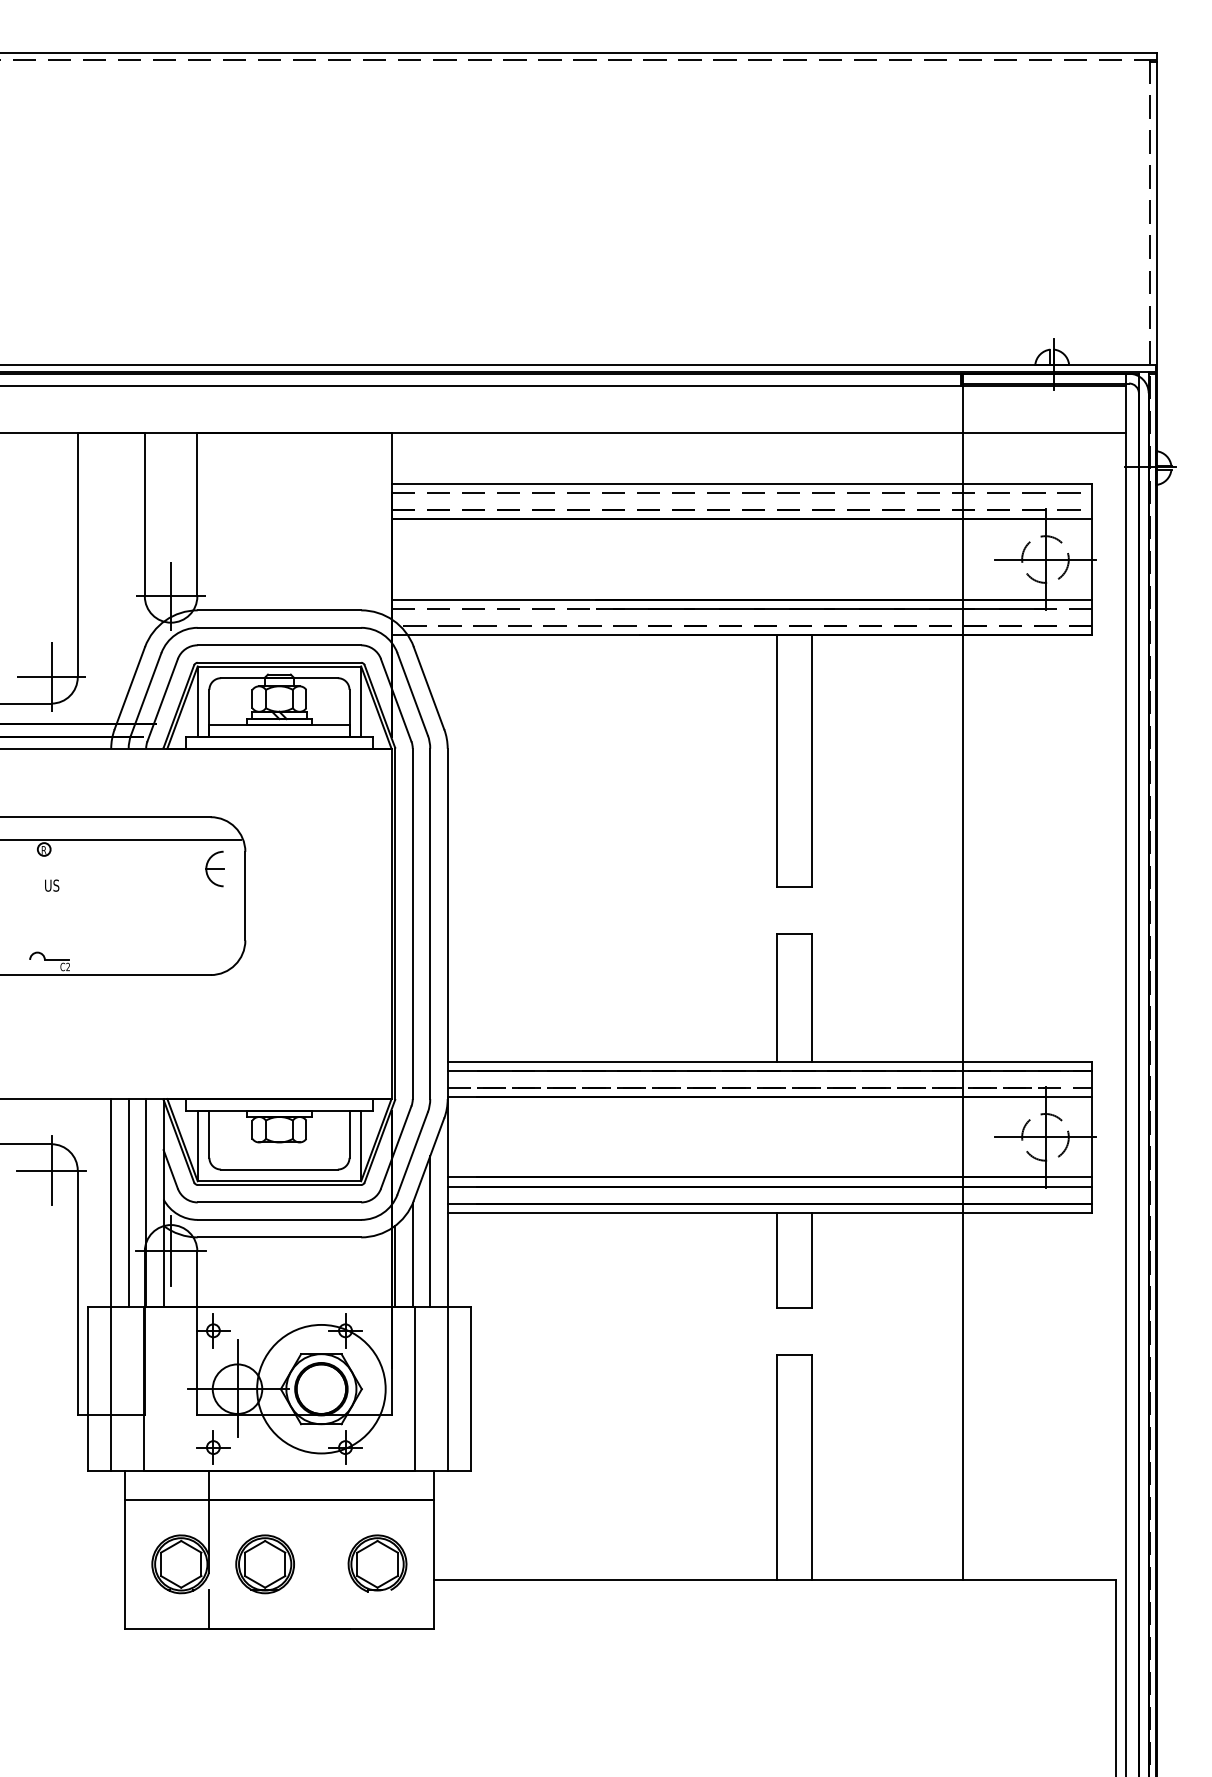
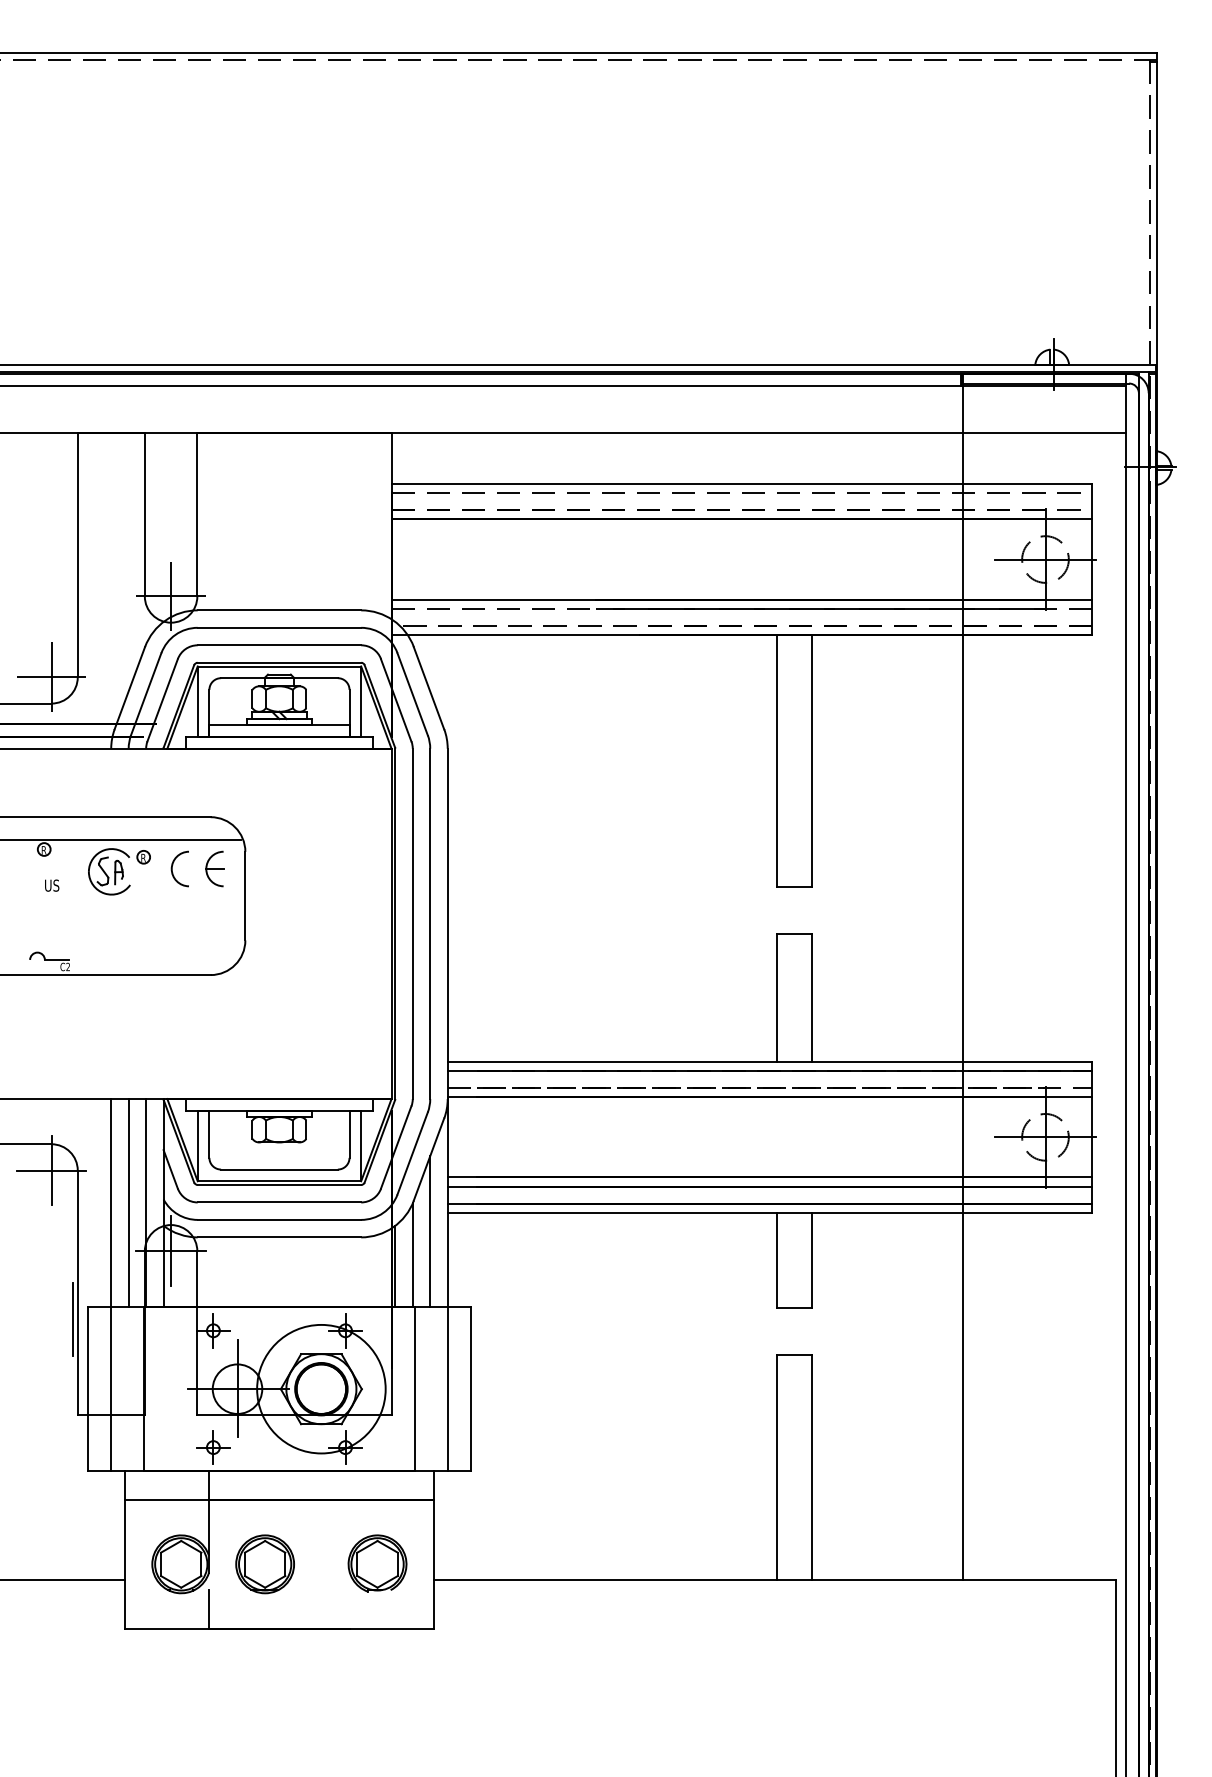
part: none -> present (173, 865)
part: none -> present (119, 871)
line: none -> present (73, 1319)
line: none -> present (63, 1580)
